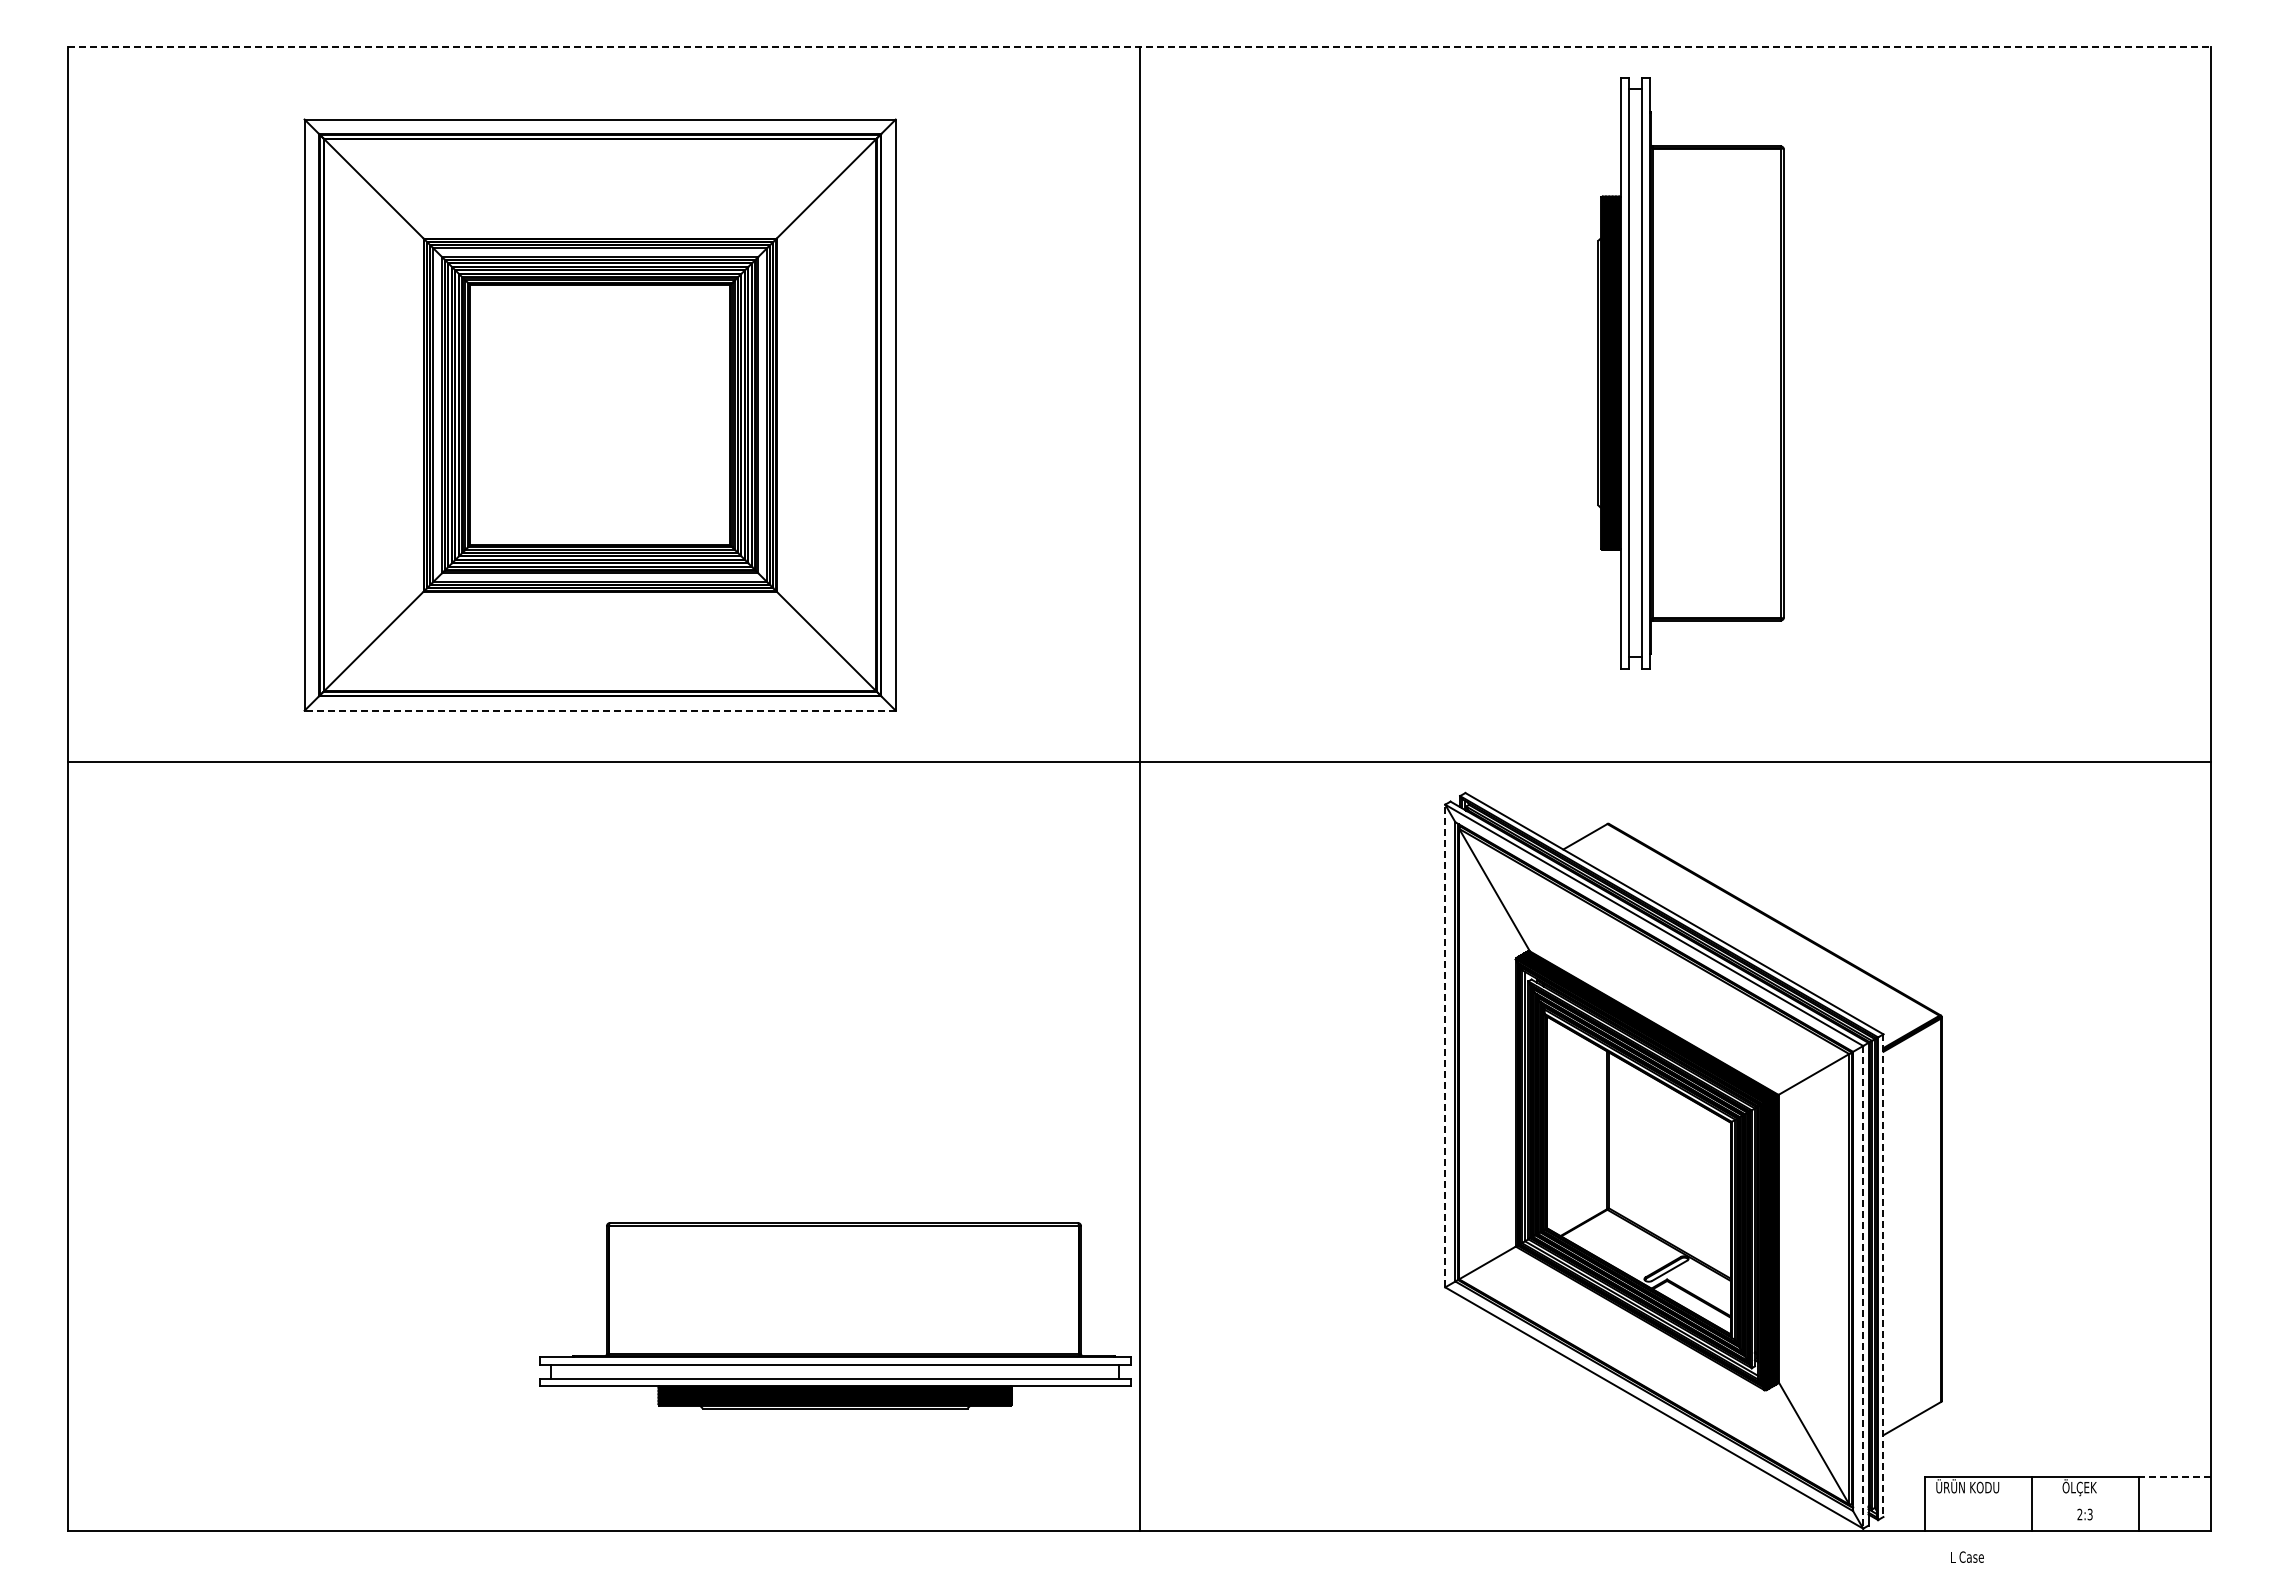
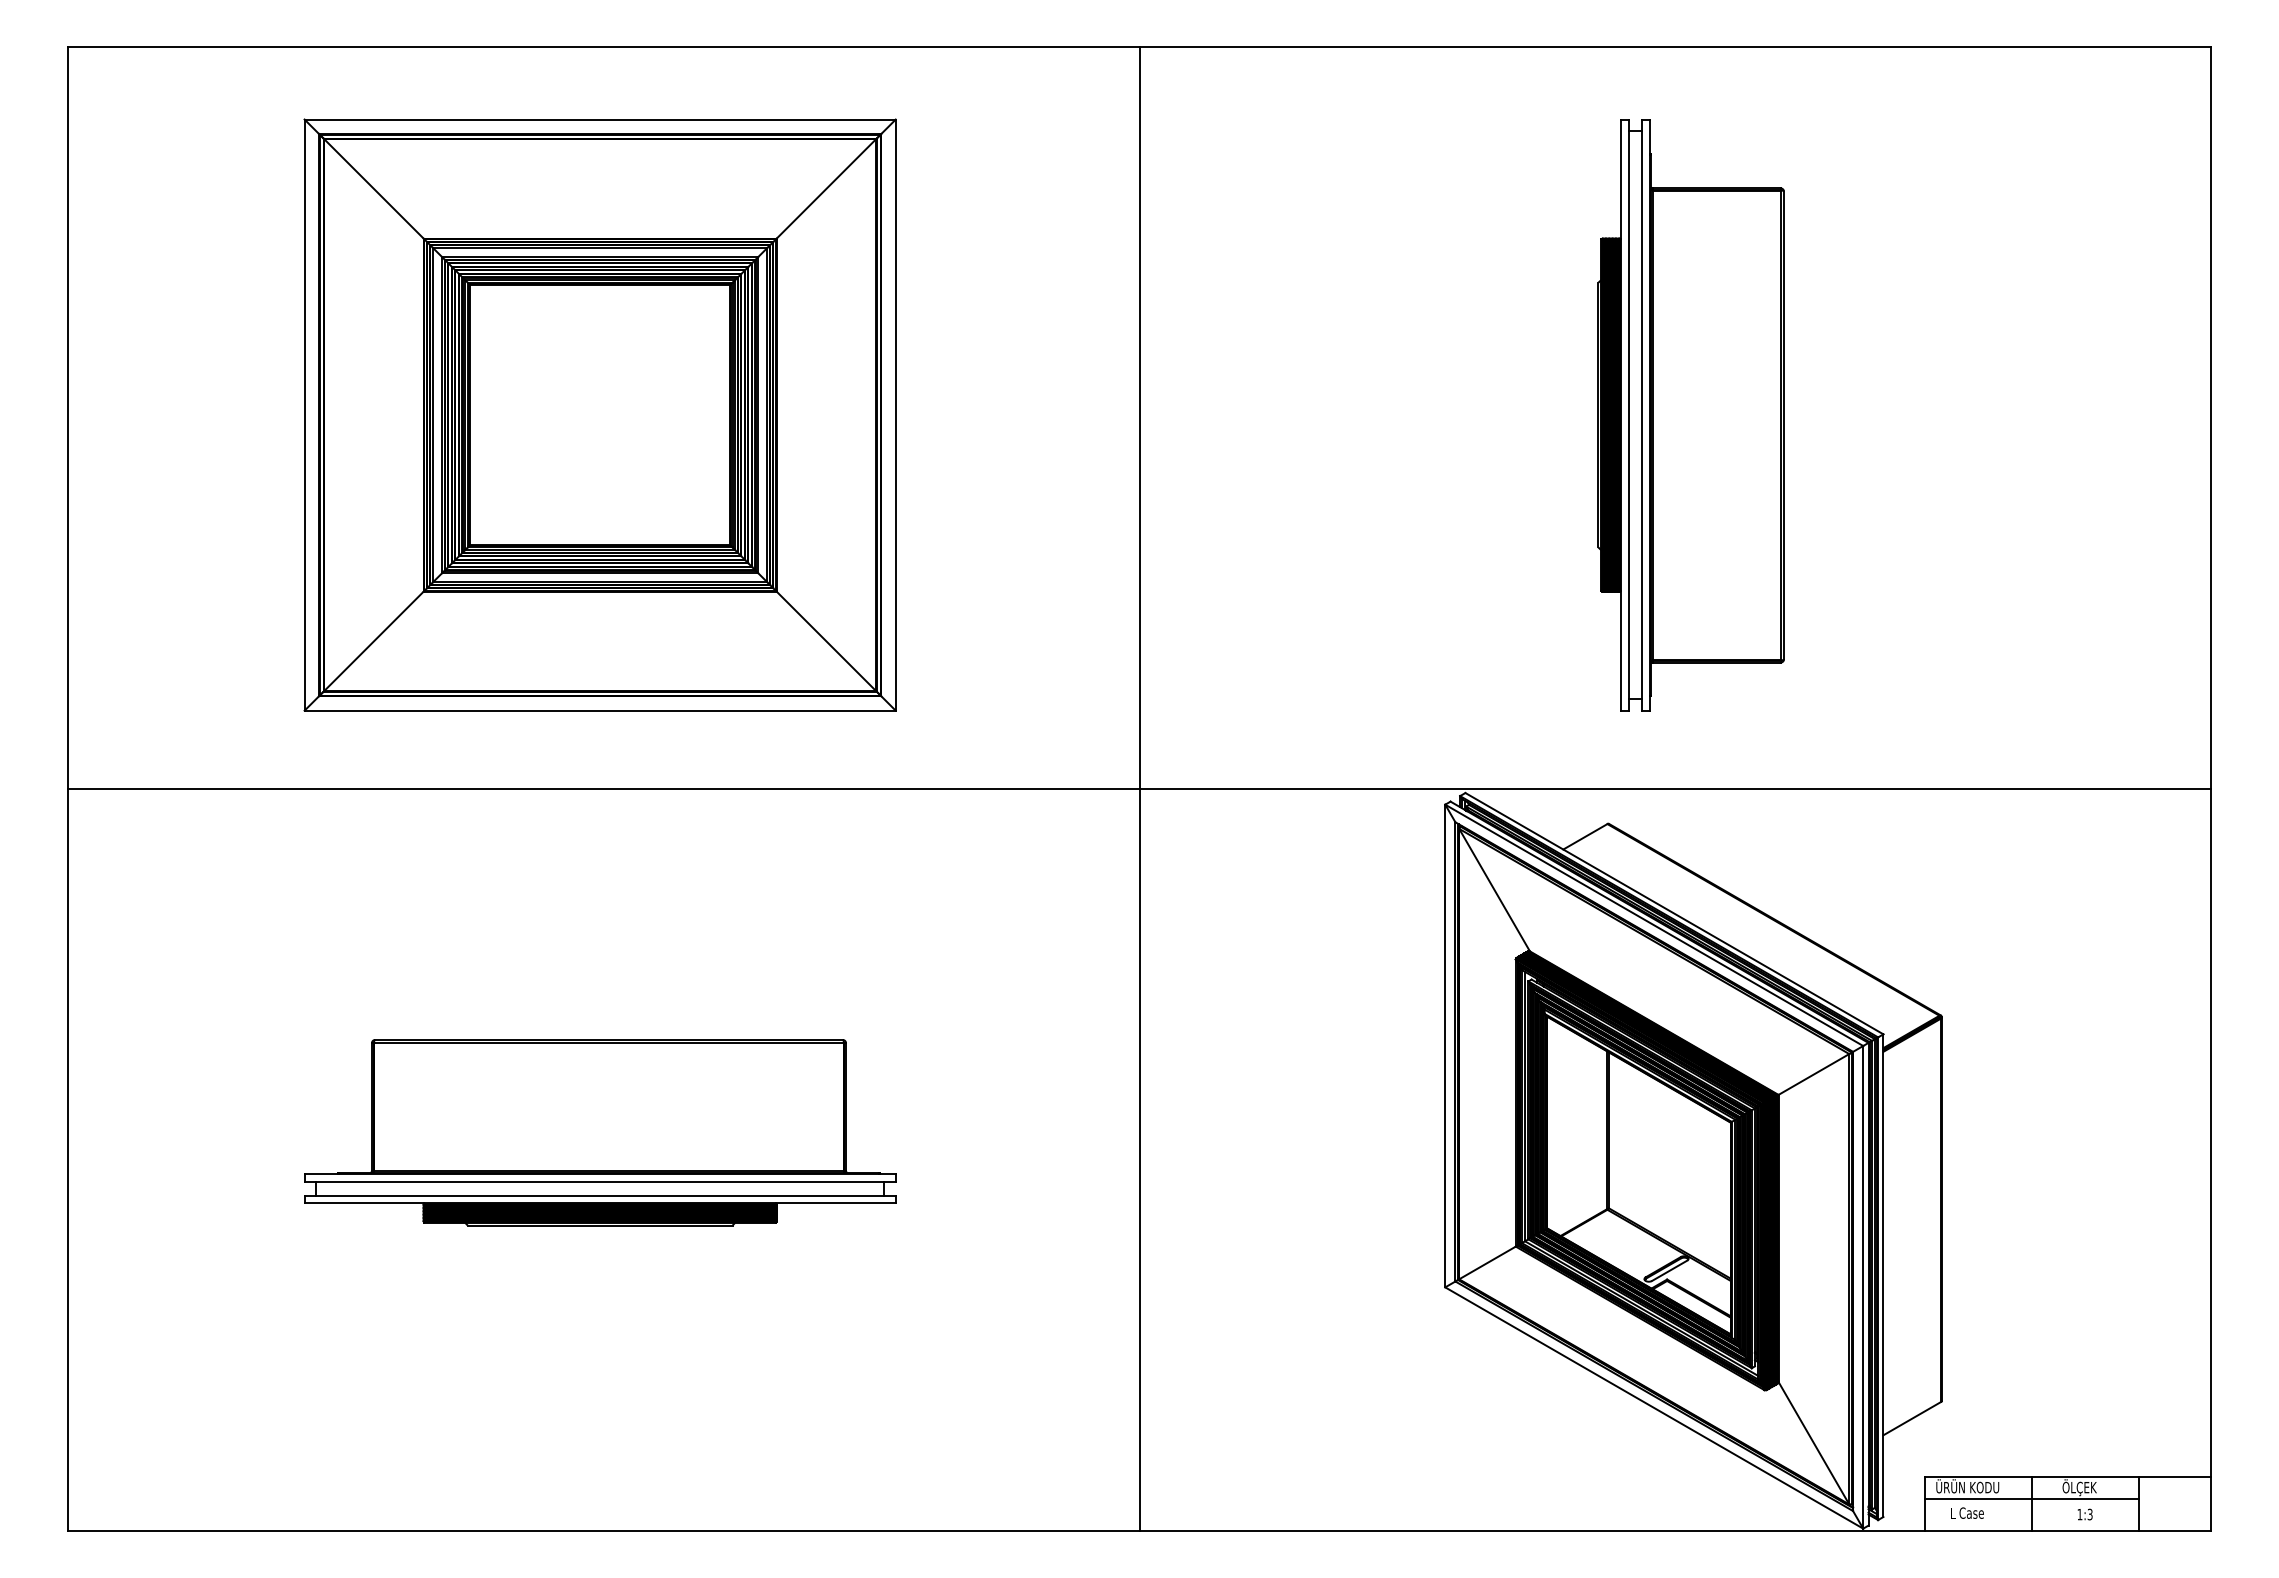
line: dashed -> solid (1139, 47)
part position: (1690, 373) -> (1690, 415) (1690, 415)
line: dashed -> solid (600, 710)
line position: (1139, 762) -> (1139, 789) (1139, 789)
line: dashed -> solid (1445, 1045)
line: dashed -> solid (1883, 1276)
line: dashed -> solid (1863, 1287)
part position: (835, 1315) -> (600, 1132) (600, 1132)
line: dashed -> solid (2174, 1477)
line: none -> present (2031, 1498)
text: 2:3 -> 1:3 (2079, 1514)
text position: (1967, 1556) -> (1967, 1512) (1967, 1512)
